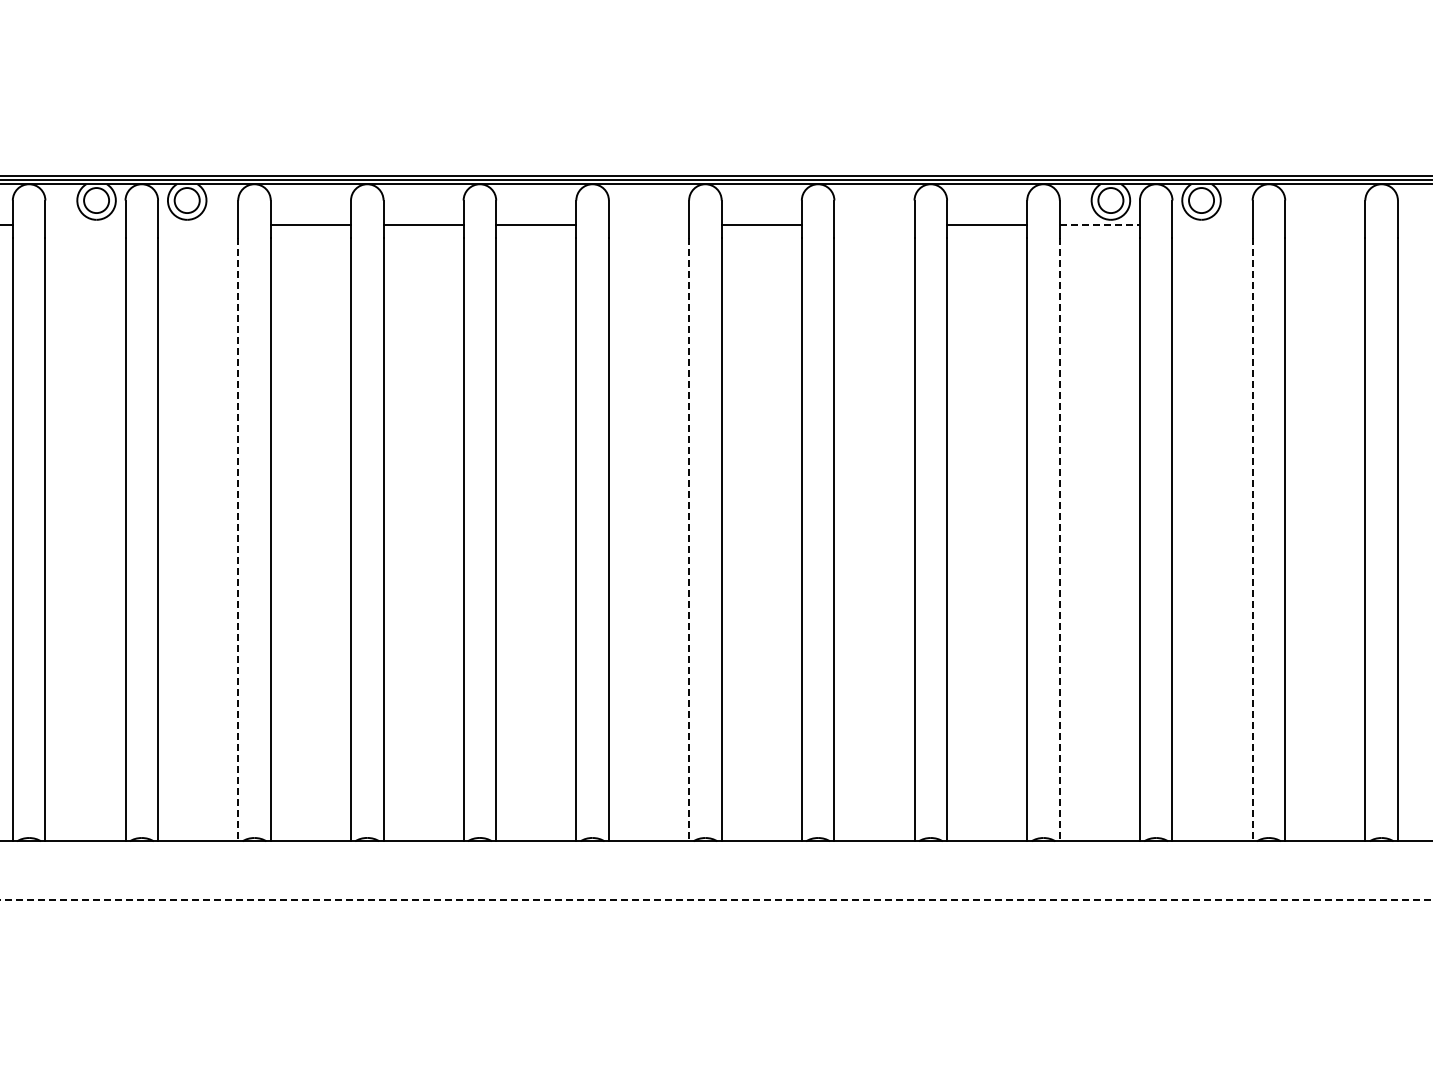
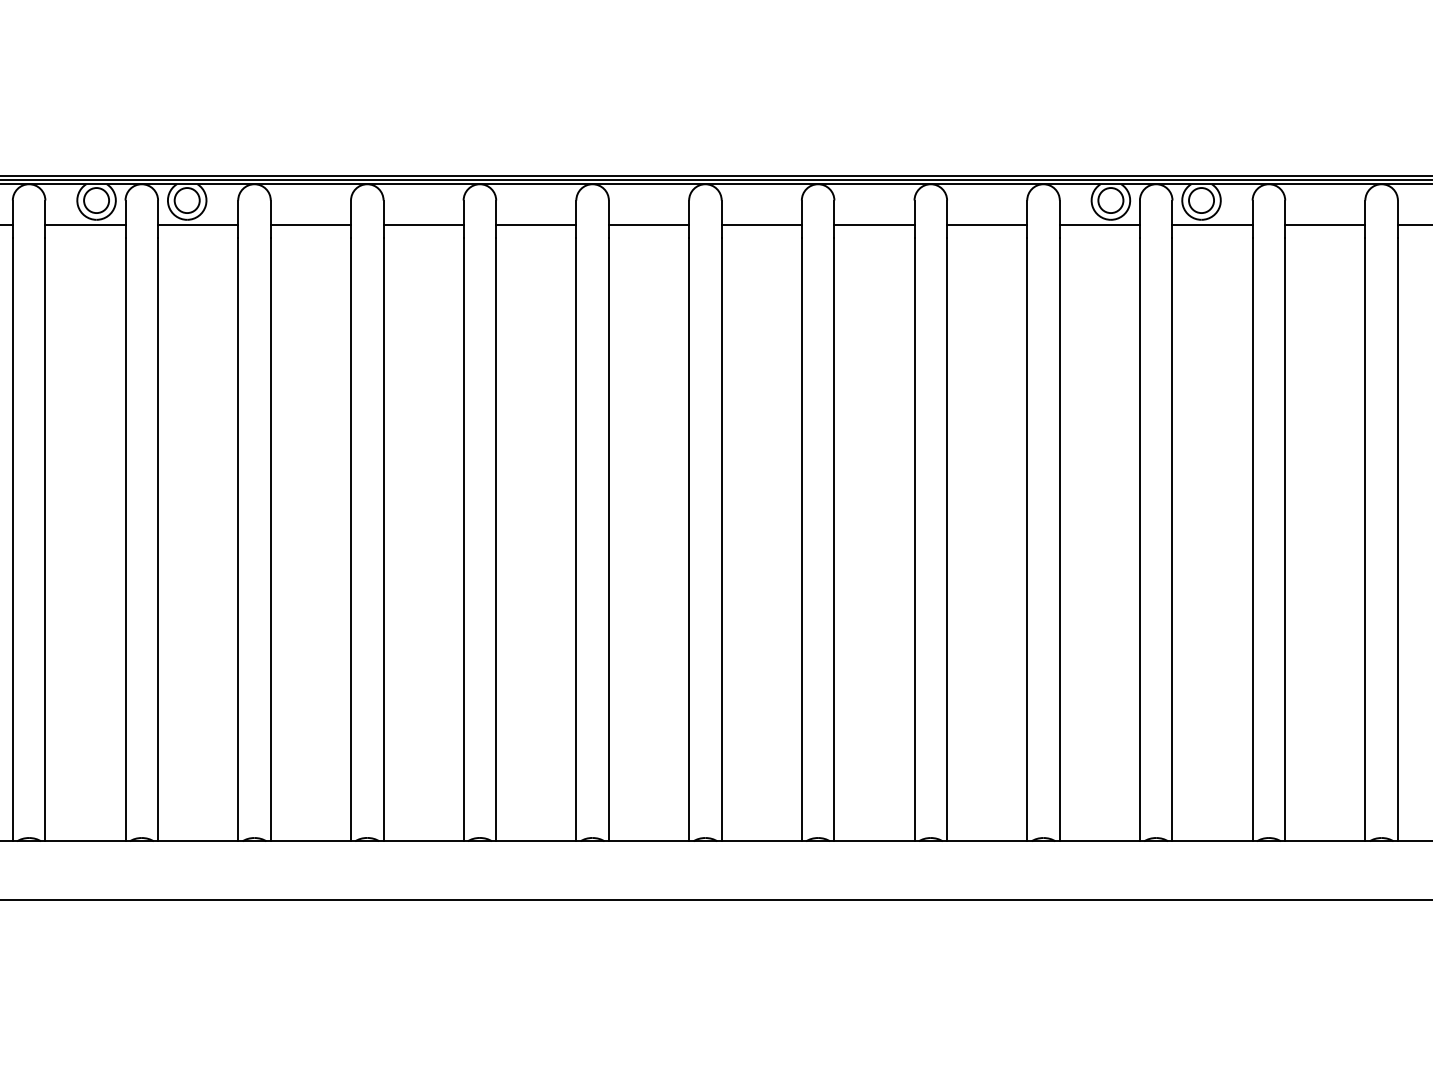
line: none -> present (85, 224)
line: none -> present (198, 224)
line: none -> present (648, 224)
line: none -> present (874, 224)
line: dashed -> solid (1100, 224)
line: none -> present (1212, 224)
line: none -> present (1325, 224)
line: none -> present (1413, 224)
line: dashed -> solid (238, 540)
line: dashed -> solid (689, 540)
line: dashed -> solid (1059, 540)
line: dashed -> solid (1252, 540)
line: dashed -> solid (716, 899)
